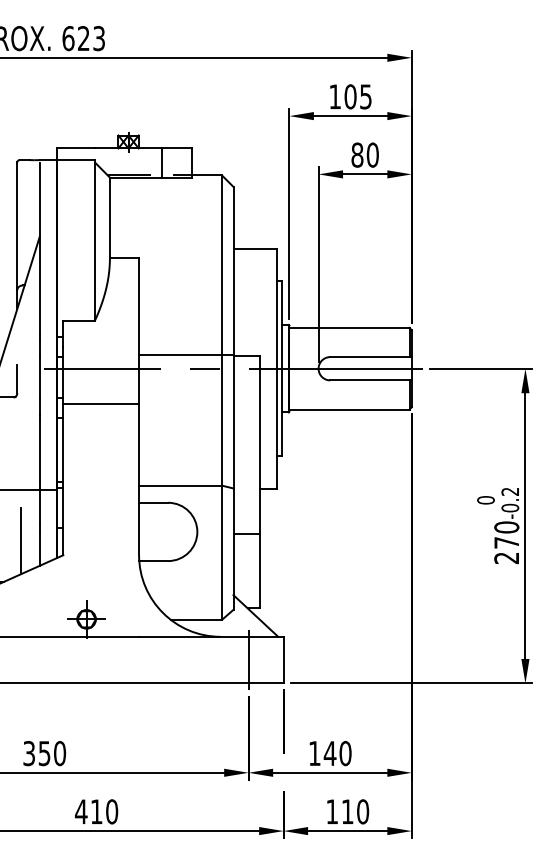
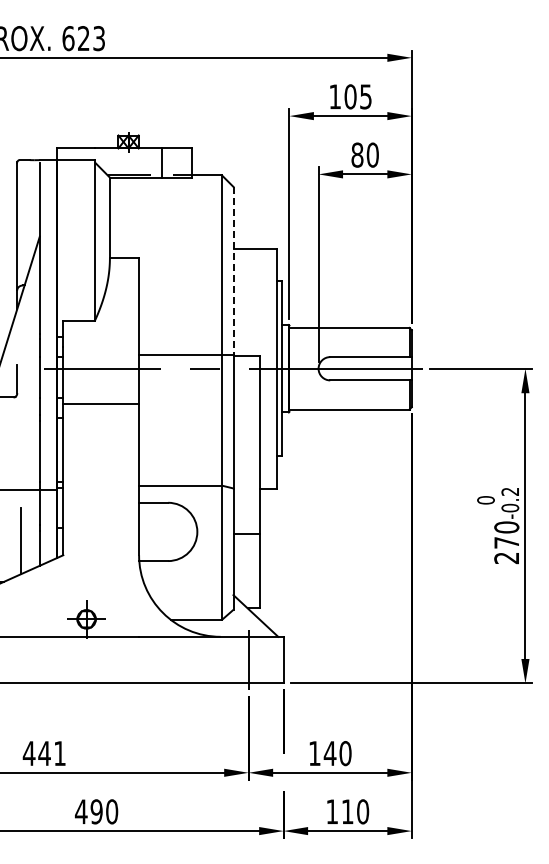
line: solid -> dashed (233, 270)
text: 350 -> 441 (44, 753)
text: 410 -> 490 (96, 811)
